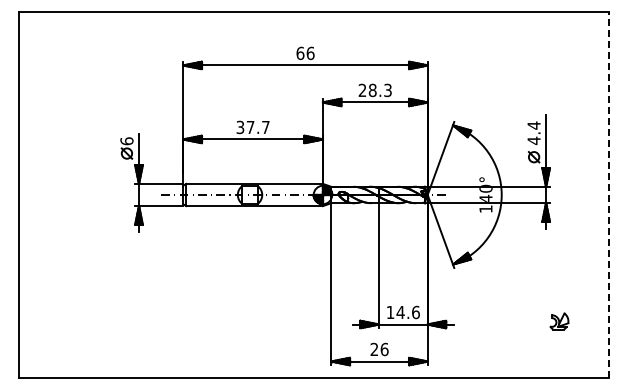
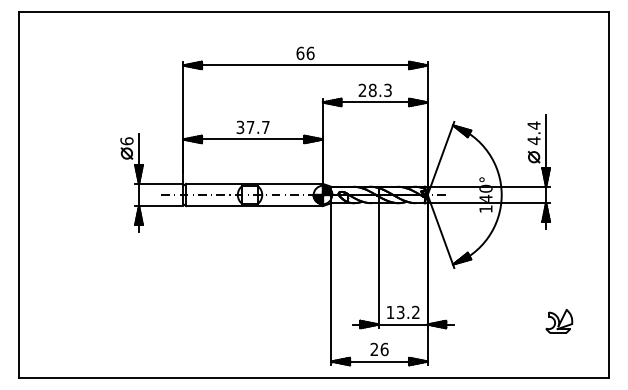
line: dashed -> solid (609, 194)
text: 14.6 -> 13.2 (407, 312)
part size: 21x19 px -> 29x25 px (559, 321)
